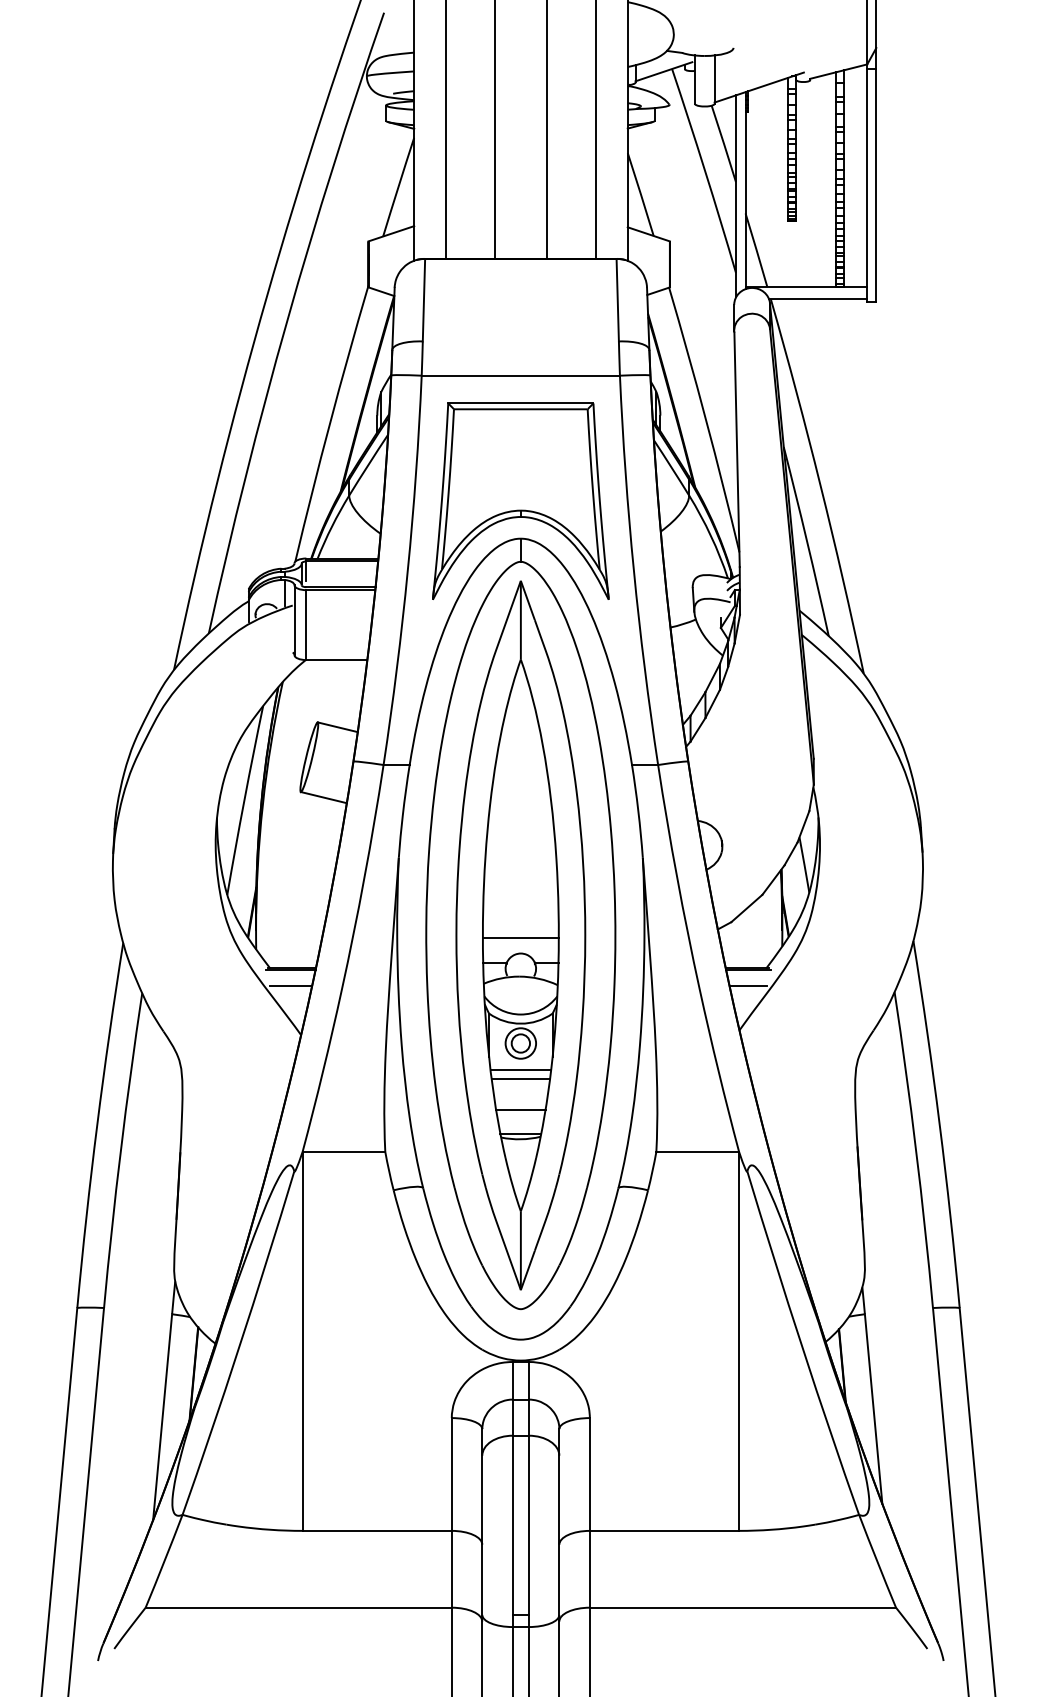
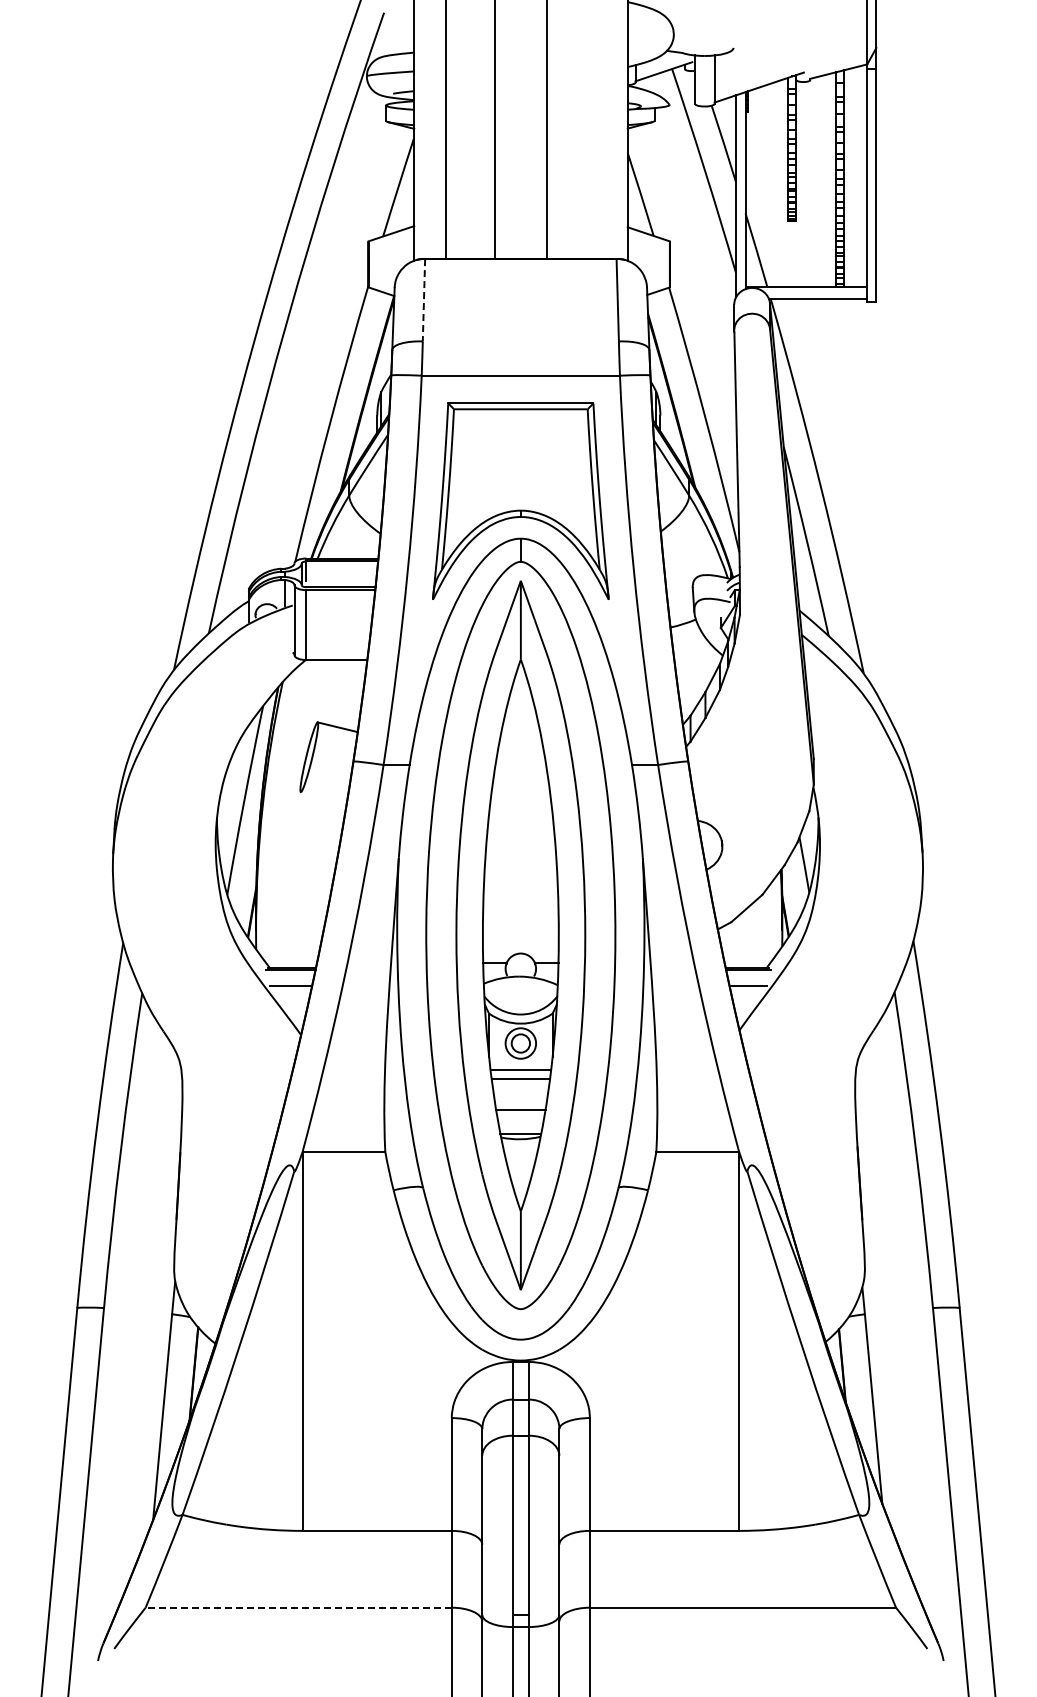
line: present -> none (595, 130)
line: solid -> dashed (423, 300)
line: present -> none (323, 797)
line: present -> none (520, 938)
line: solid -> dashed (298, 1607)
